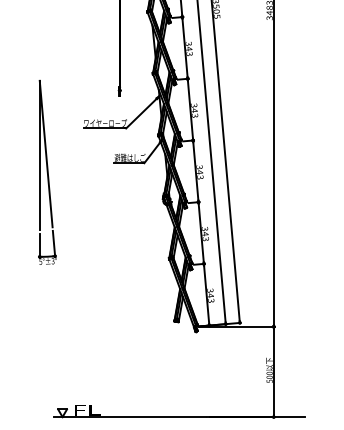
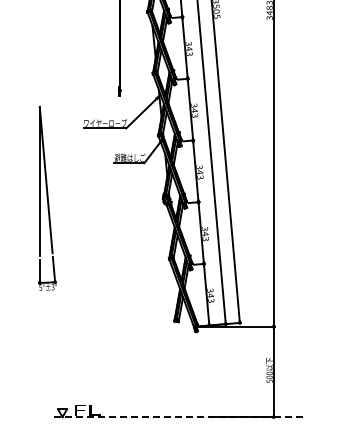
part position: (47, 172) -> (47, 198) (47, 198)
line: solid -> dashed (179, 417)
